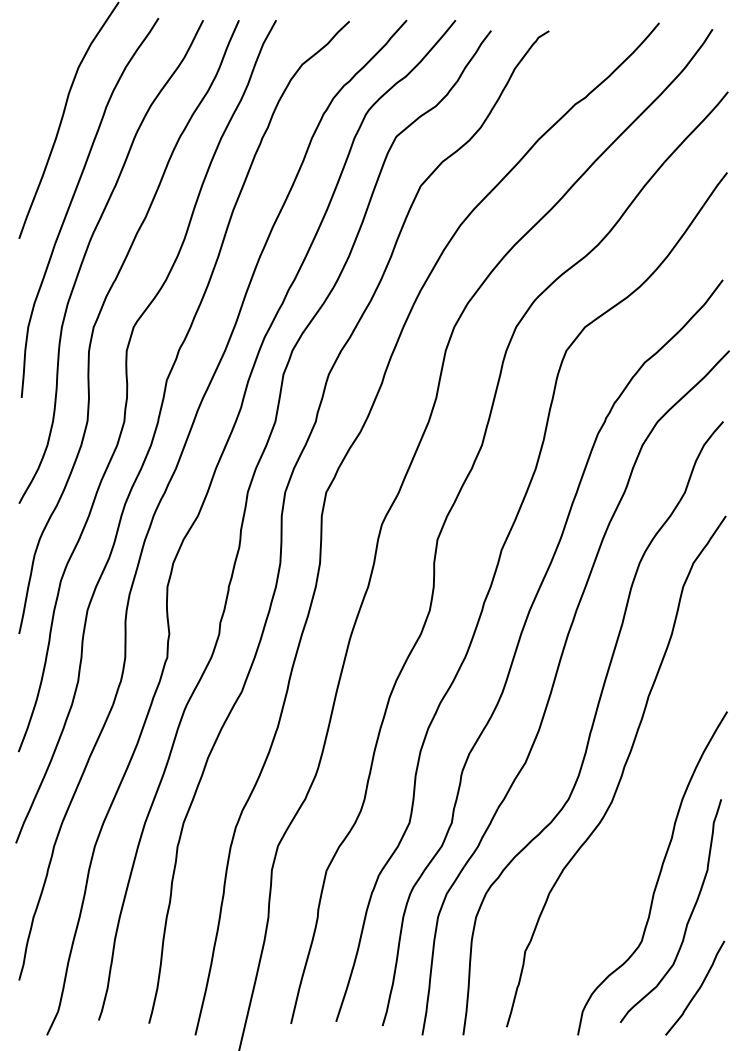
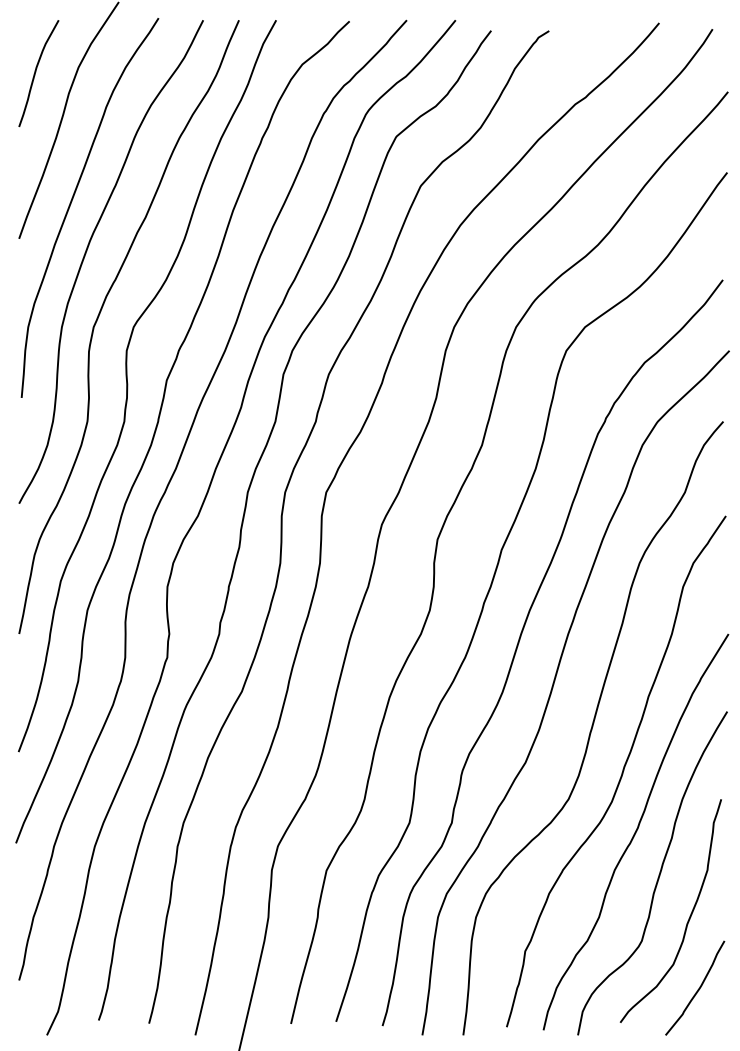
curve: none -> present (36, 72)
curve: none -> present (635, 831)
